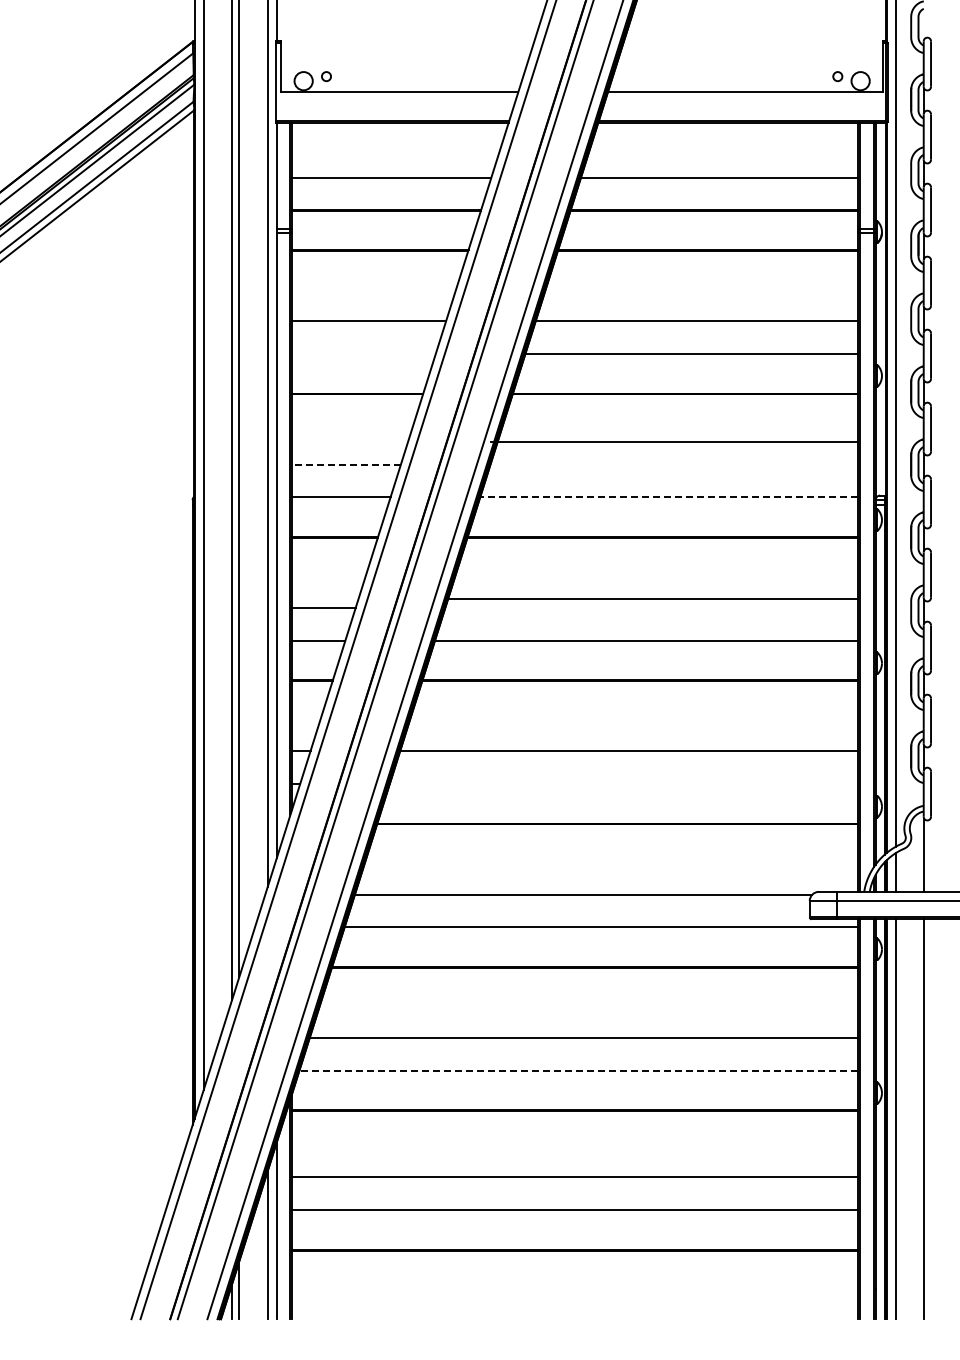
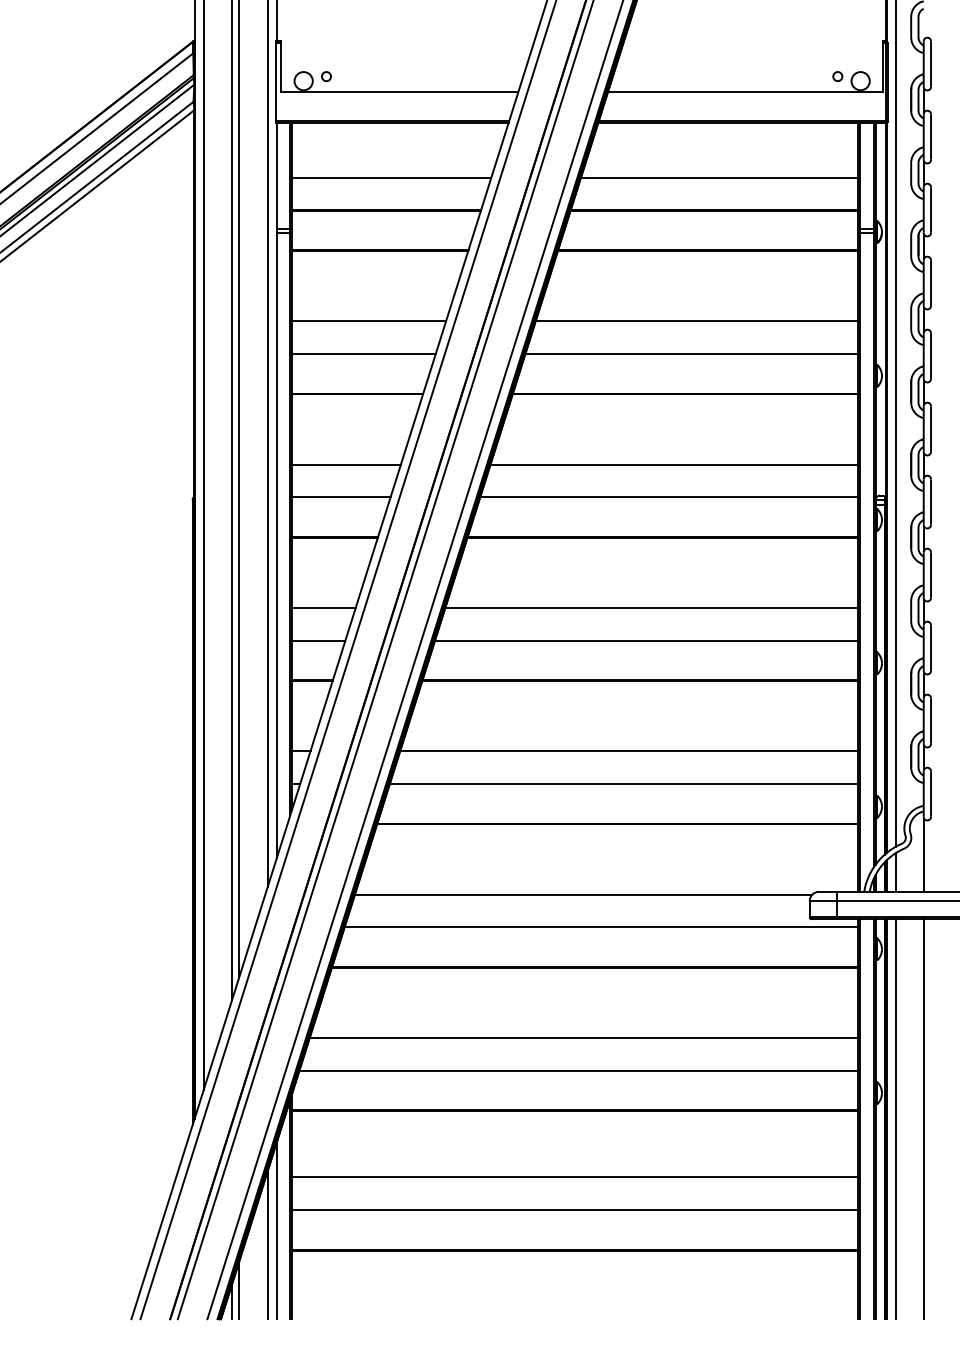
line: none -> present (363, 353)
line position: (674, 441) -> (674, 464) (674, 464)
line: dashed -> solid (346, 464)
line: dashed -> solid (668, 497)
line position: (651, 598) -> (651, 607) (651, 607)
line: none -> present (623, 783)
line: dashed -> solid (578, 1070)
